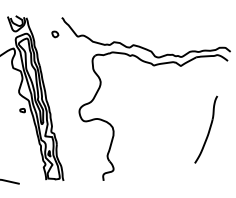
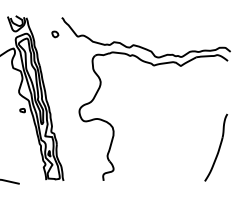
part position: (206, 129) -> (216, 147) (216, 147)
